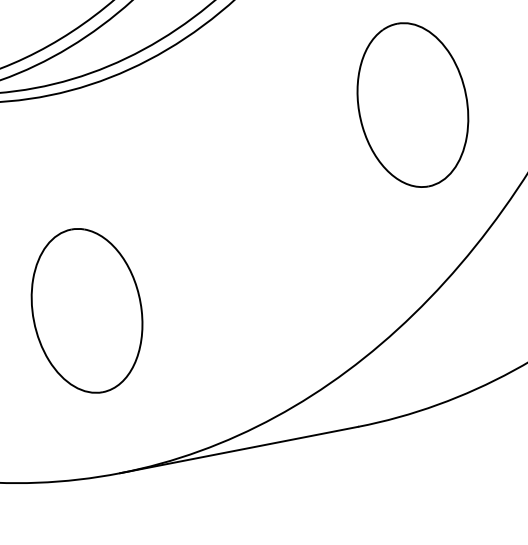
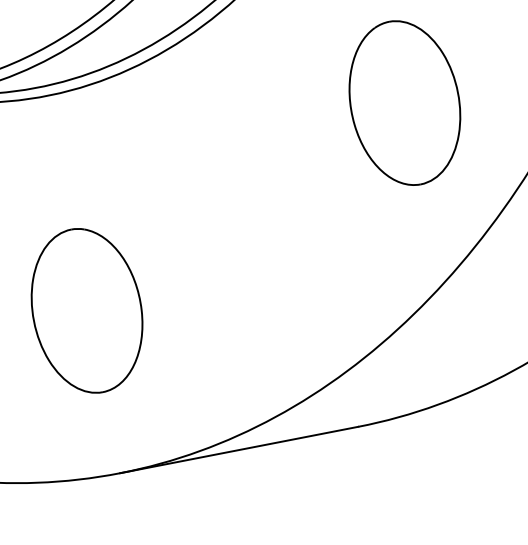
part position: (412, 104) -> (404, 102) (404, 102)
